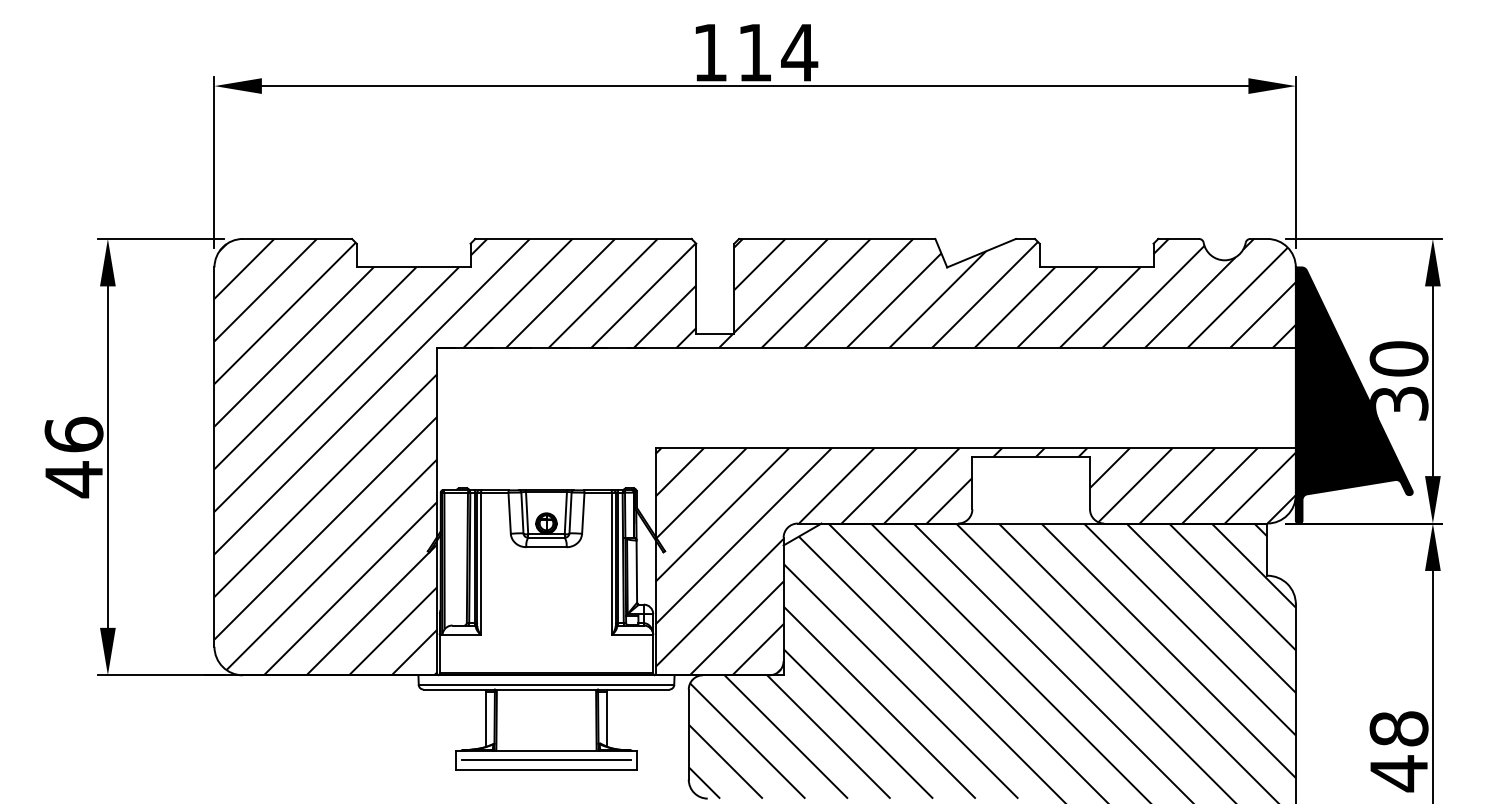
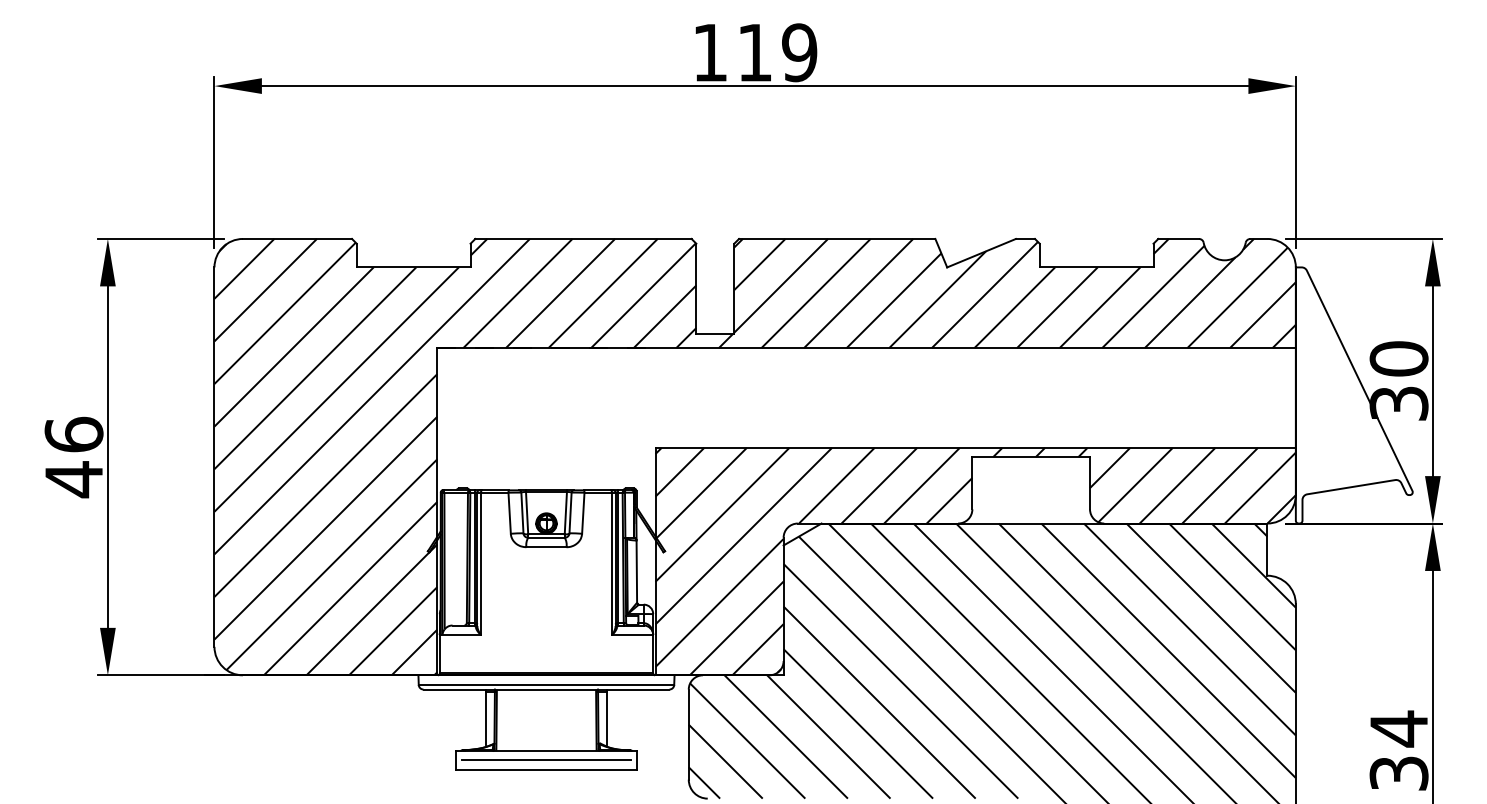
text: 114 -> 119 (799, 52)
fill: present -> none (1353, 395)
text: 48 -> 34 (1398, 751)
